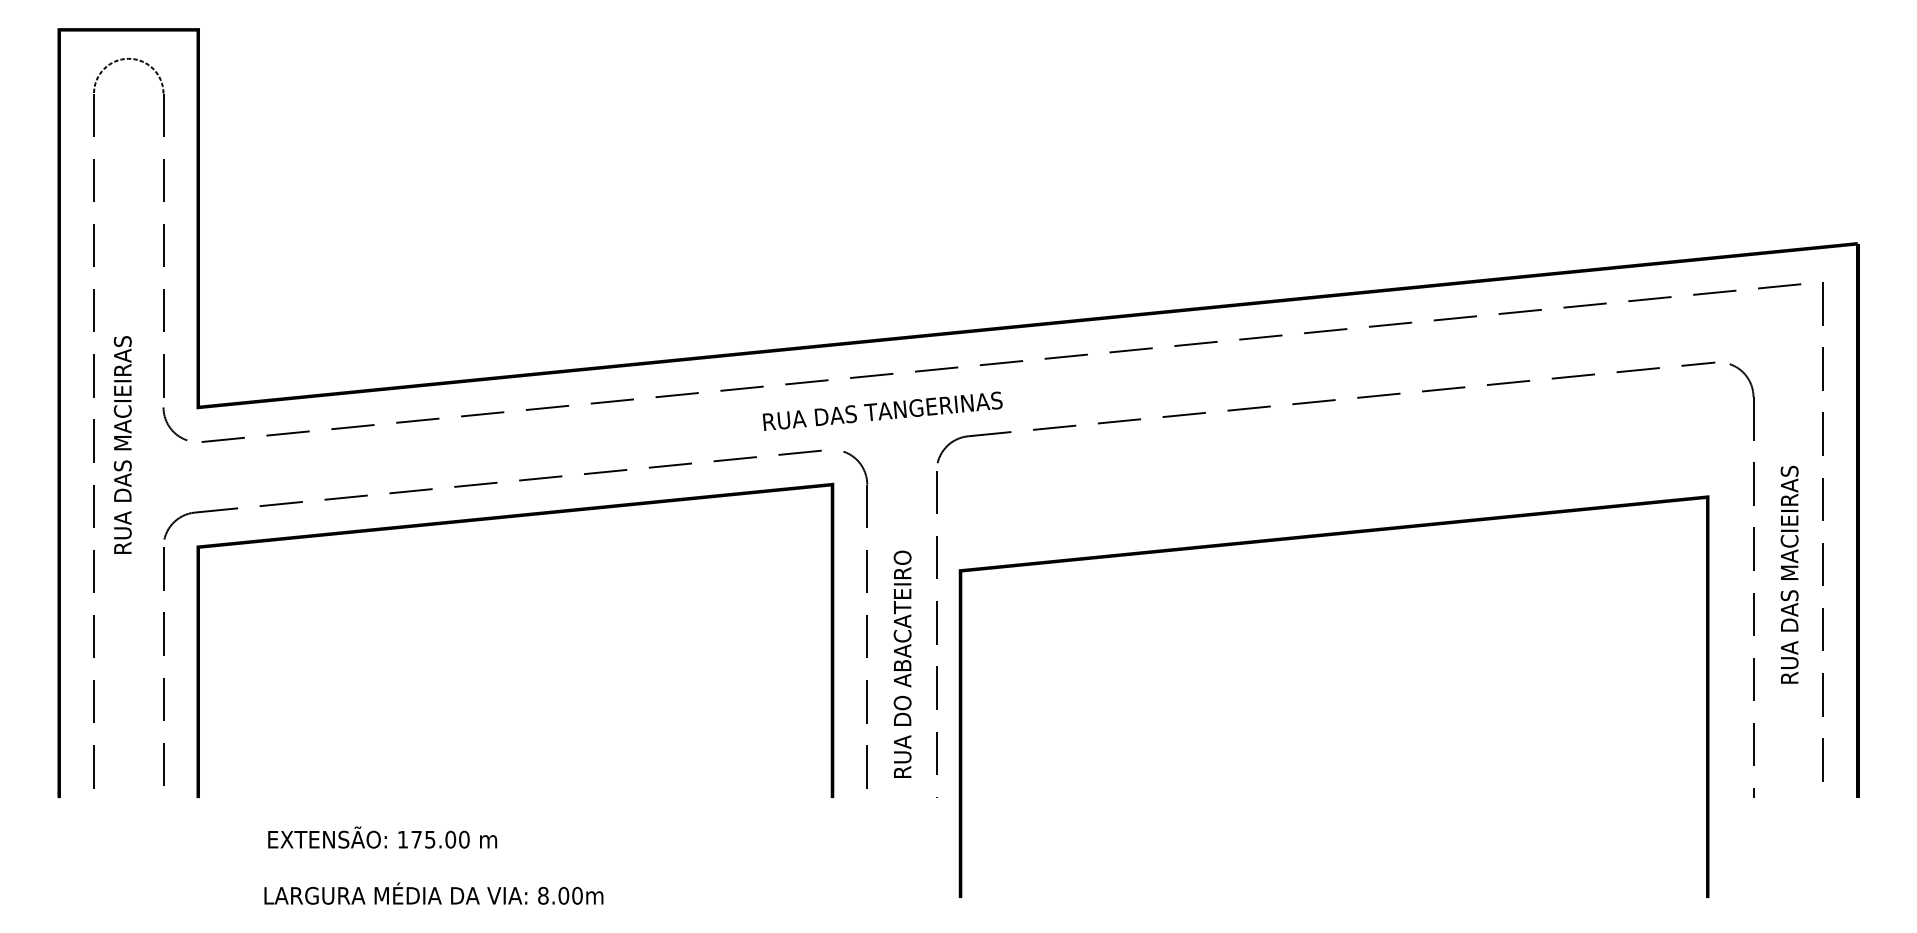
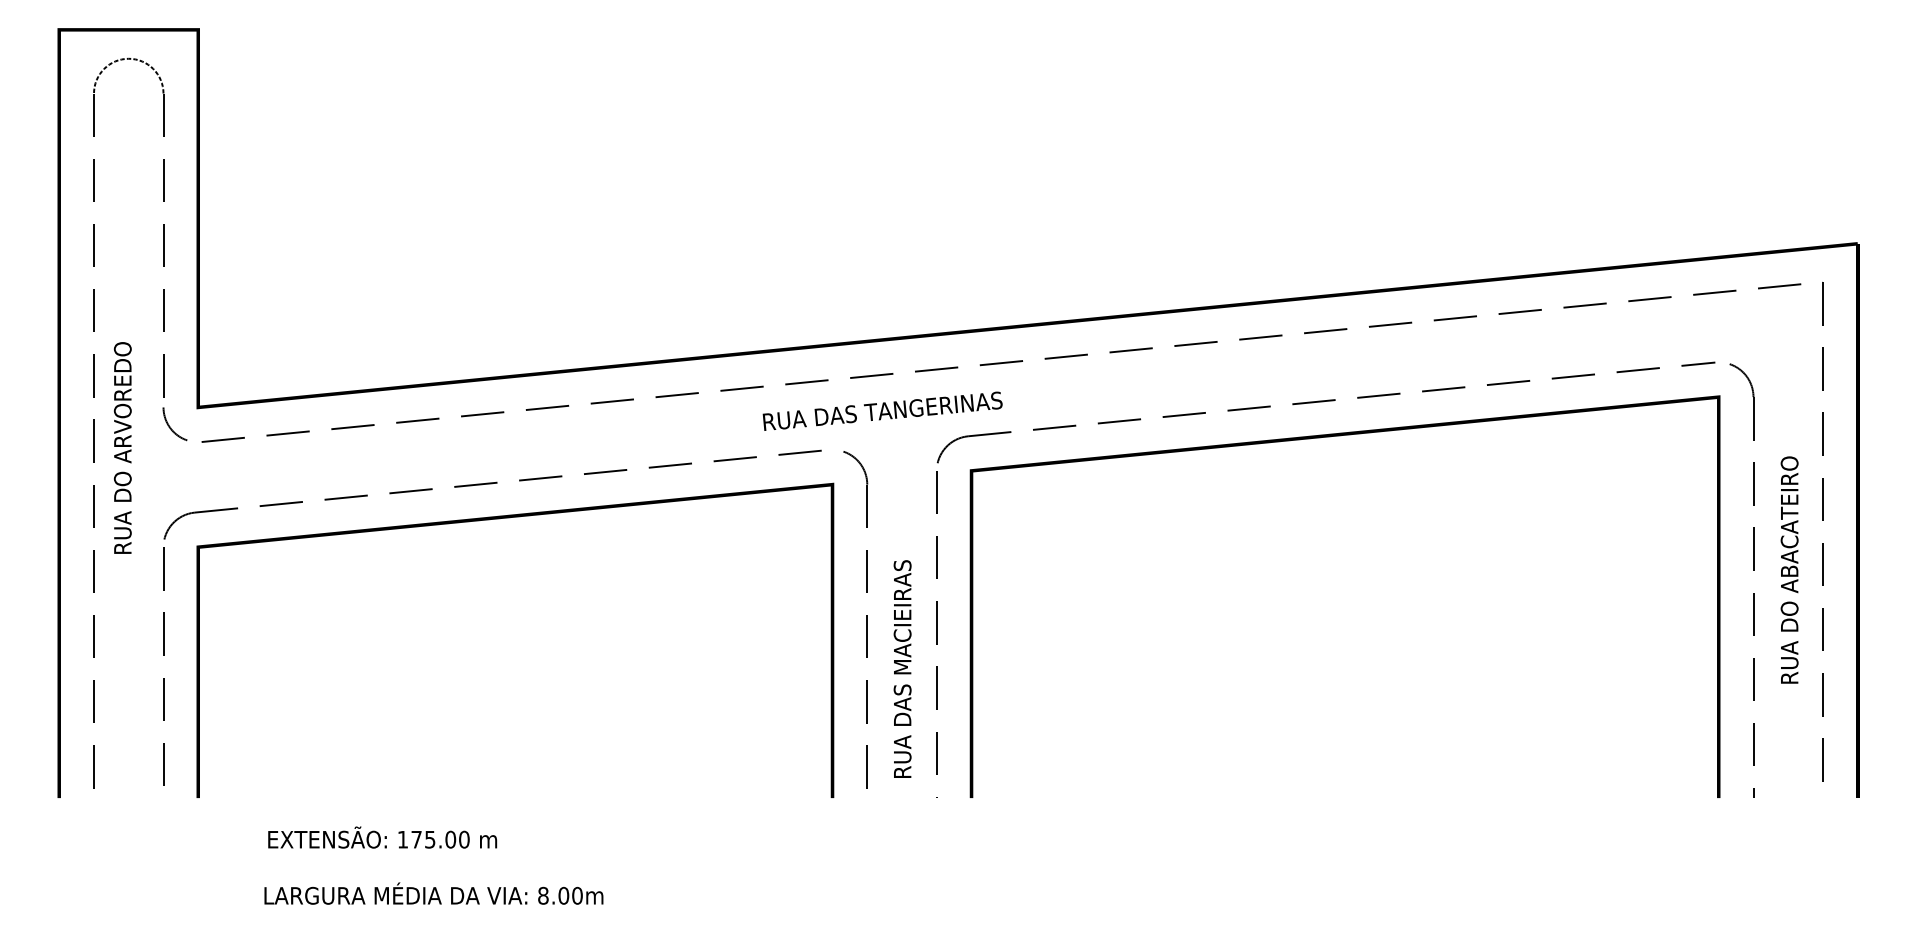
text: RUA DAS MACIEIRAS -> RUA DO ARVOREDO (122, 411)
text: RUA DAS MACIEIRAS -> RUA DO ABACATEIRO (1789, 536)
line position: (1319, 537) -> (1330, 437) (1330, 437)
text: RUA DO ABACATEIRO -> RUA DAS MACIEIRAS (902, 630)
